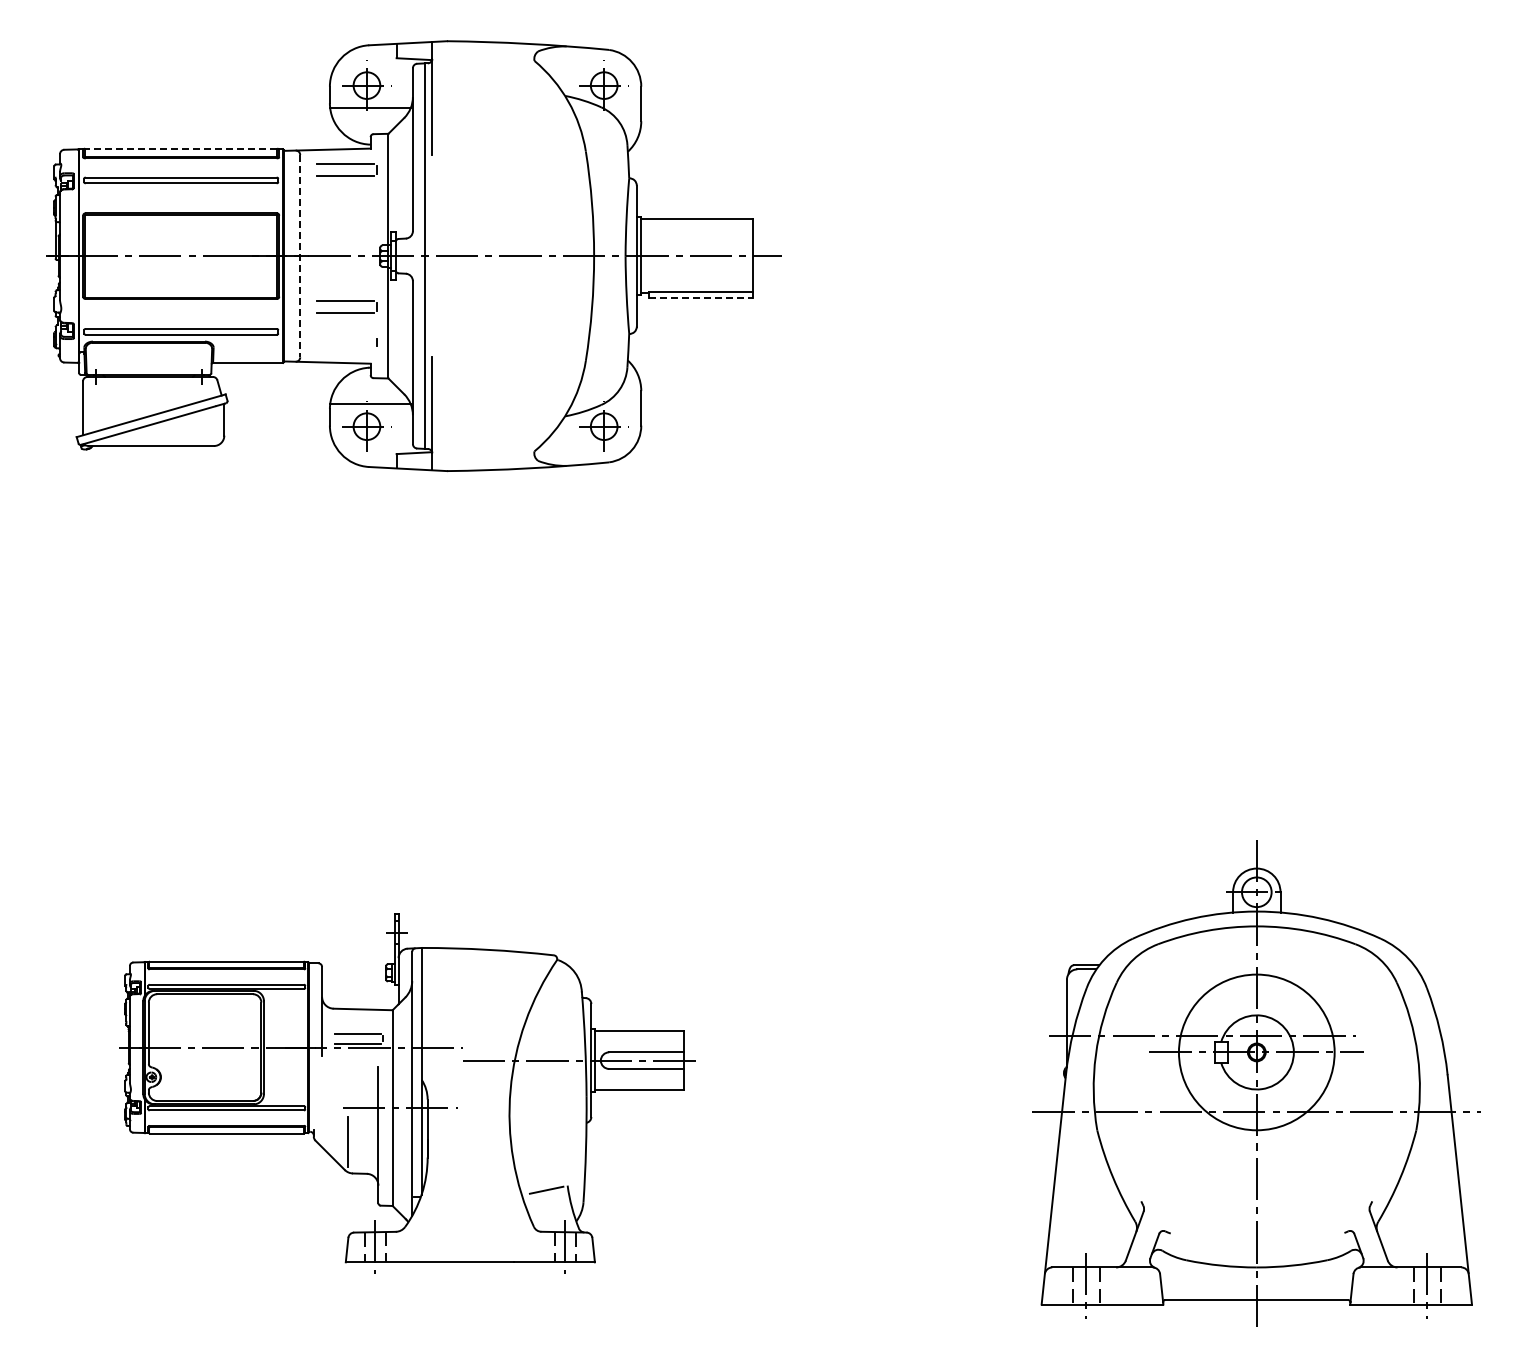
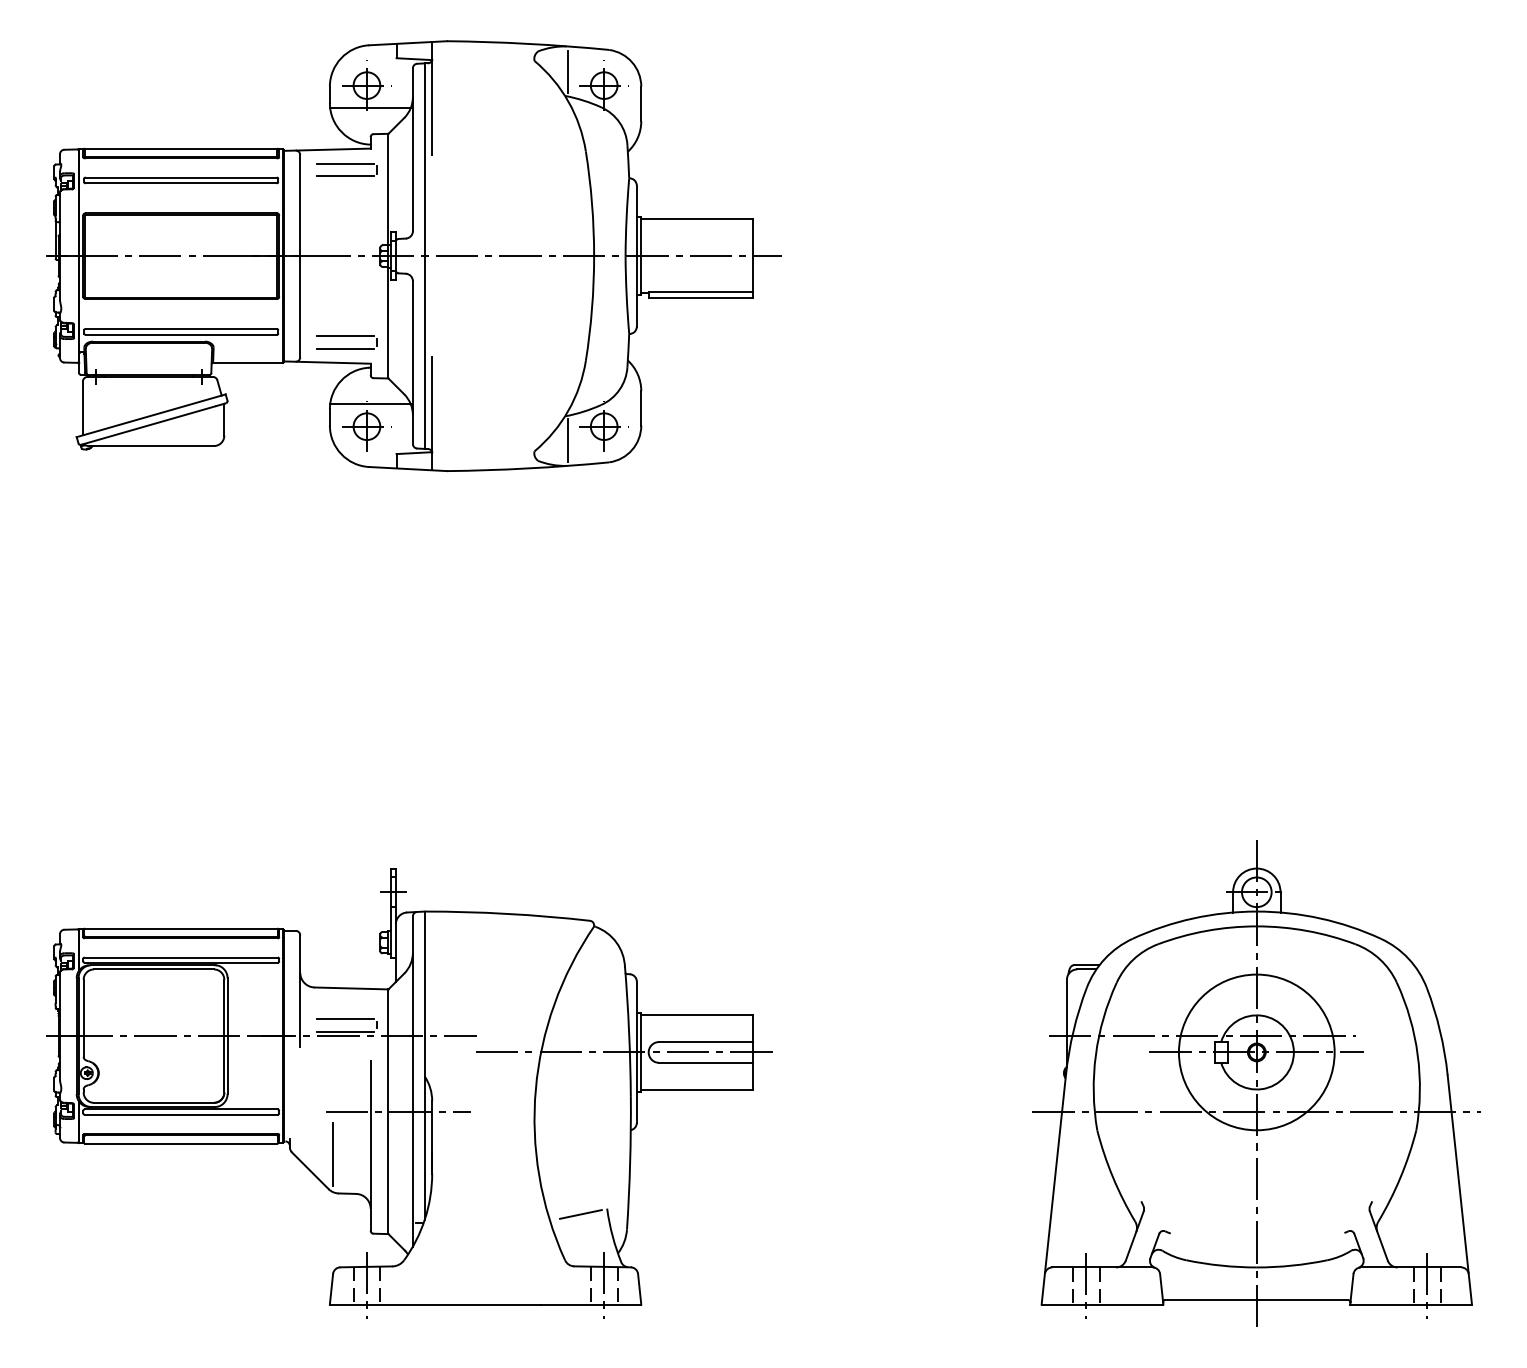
line: none -> present (567, 71)
line: dashed -> solid (180, 148)
line: dashed -> solid (300, 256)
line: dashed -> solid (700, 298)
part: present -> none (346, 306)
line: none -> present (345, 336)
line: none -> present (345, 348)
line: none -> present (567, 439)
part size: 577x361 px -> 727x451 px (409, 1093)
